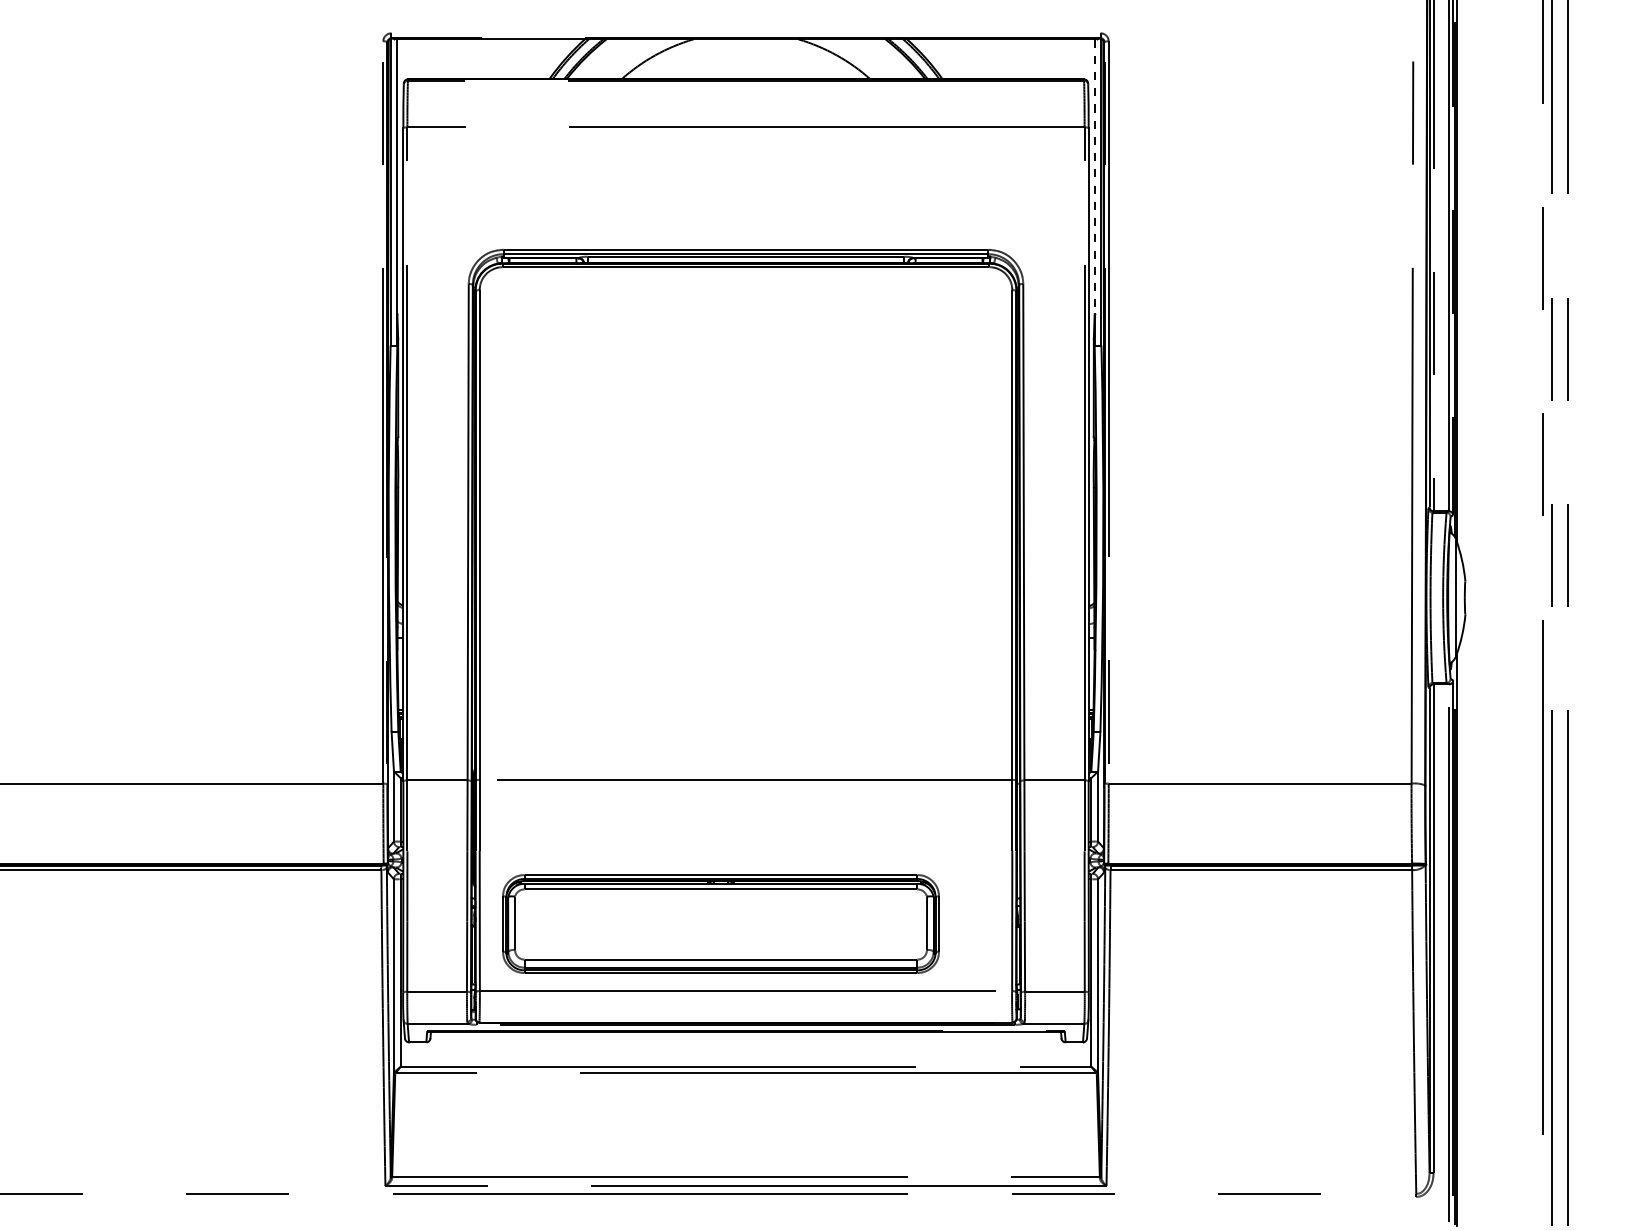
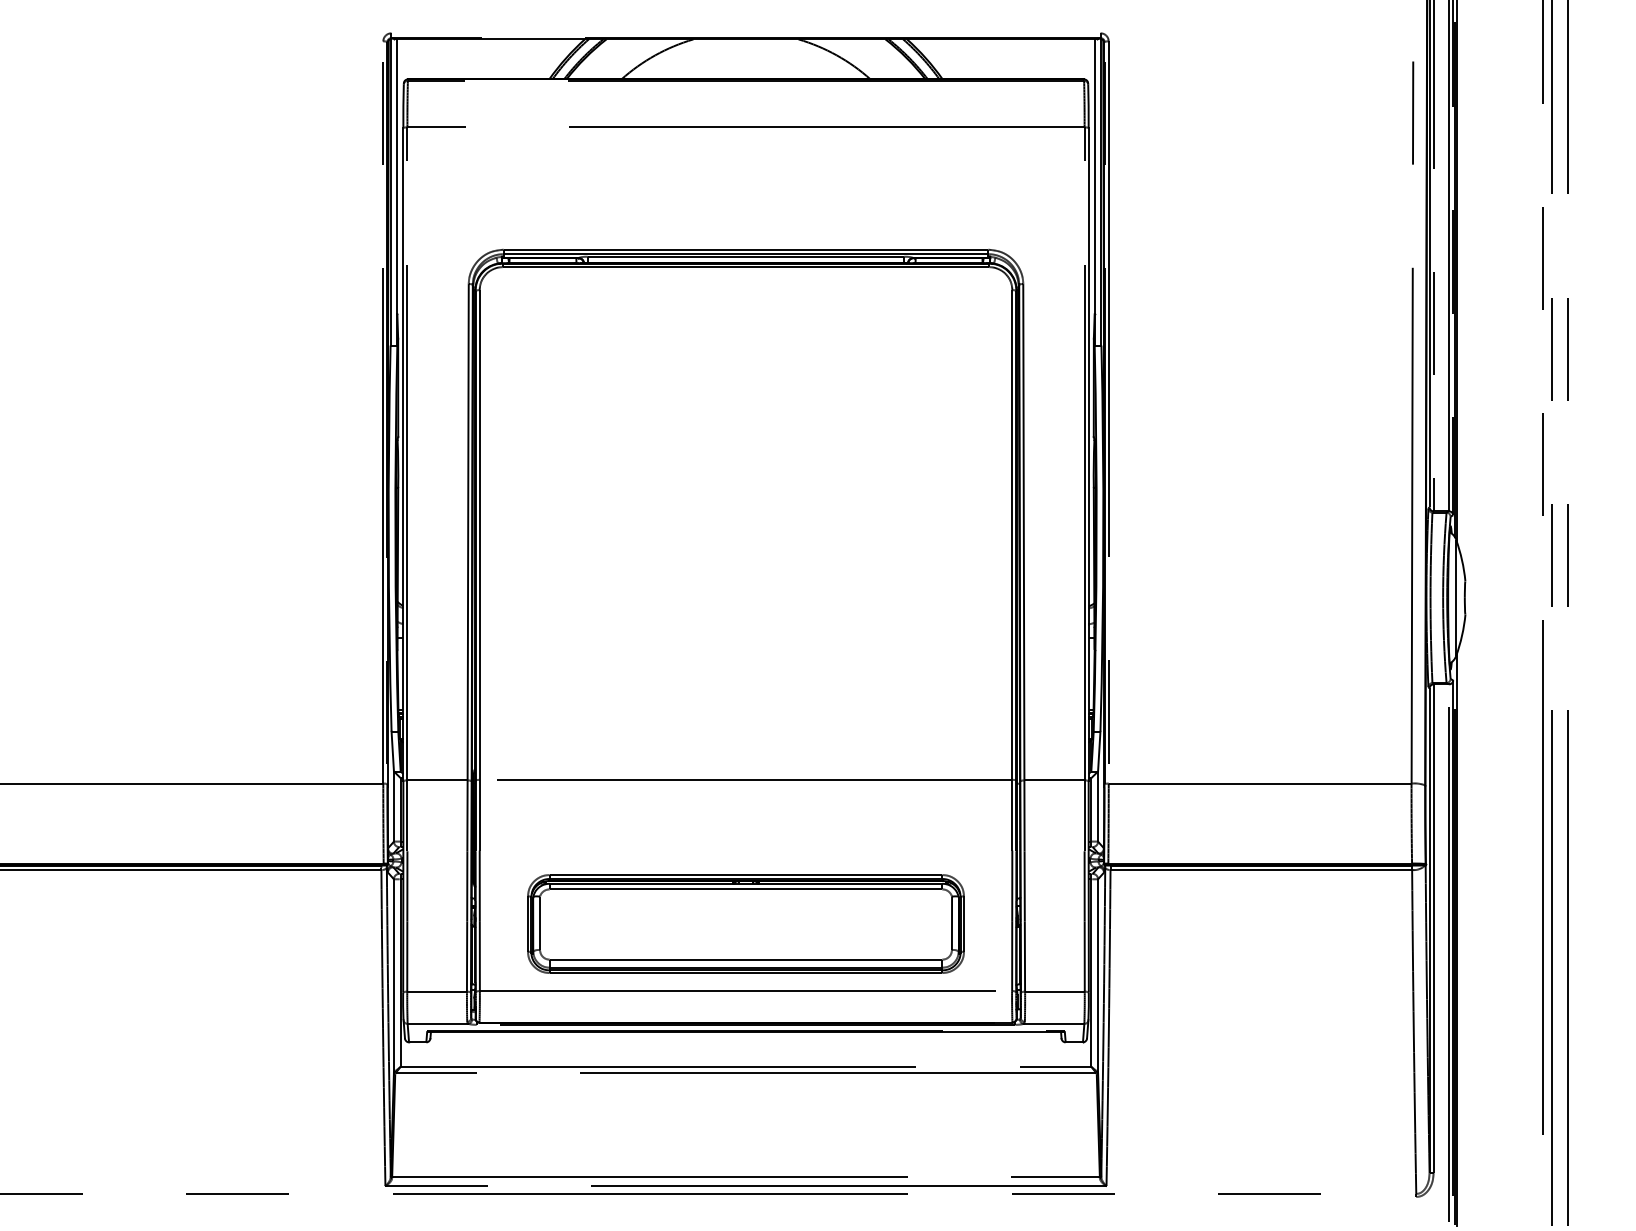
line: dashed -> solid (1094, 177)
part position: (720, 923) -> (745, 923) (745, 923)
